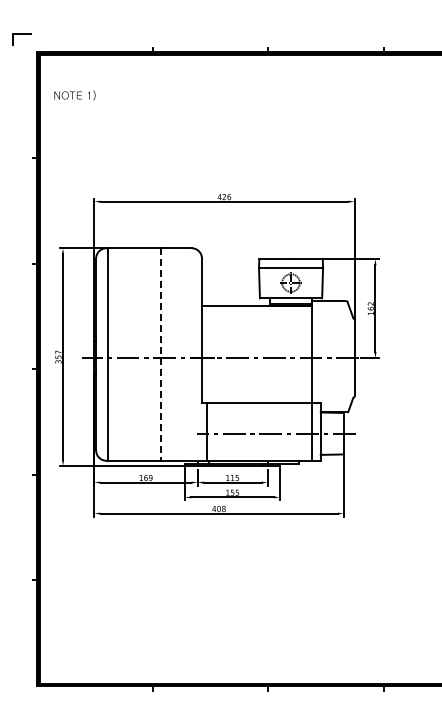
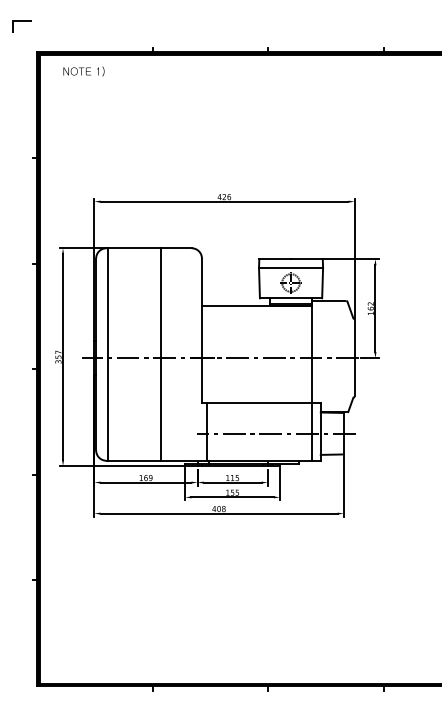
line position: (21, 34) -> (21, 21) (21, 21)
text position: (74, 95) -> (83, 71) (83, 71)
line: dashed -> solid (160, 355)
